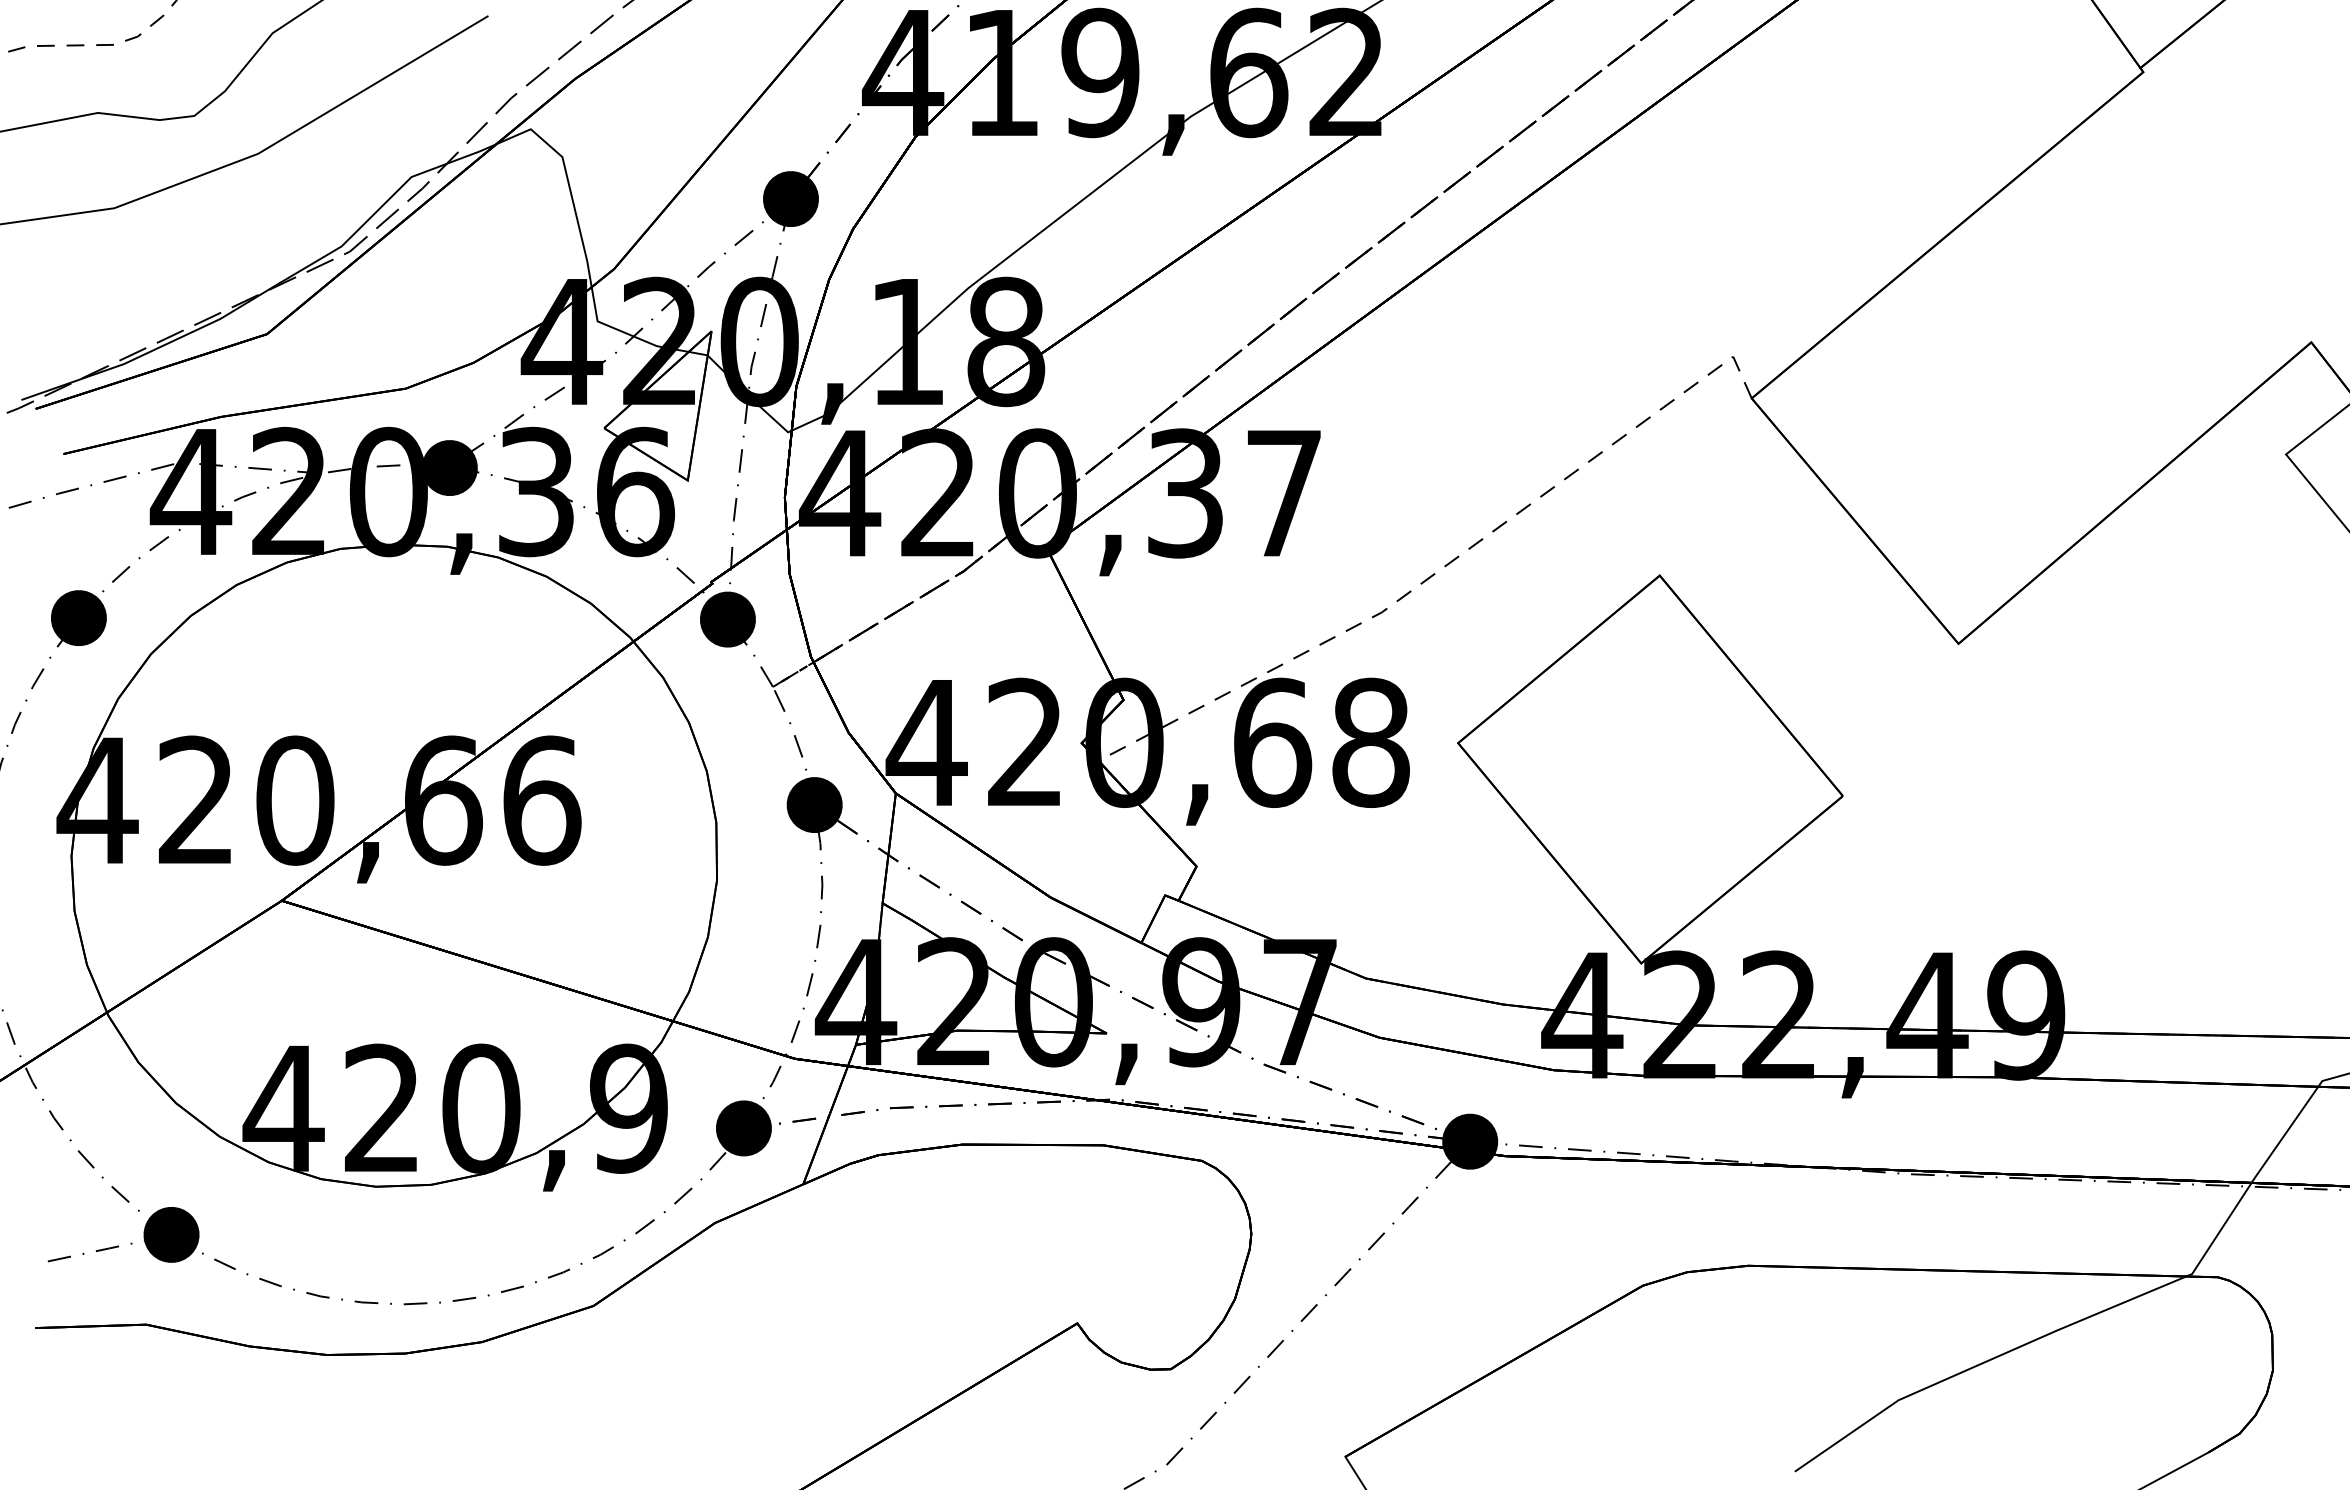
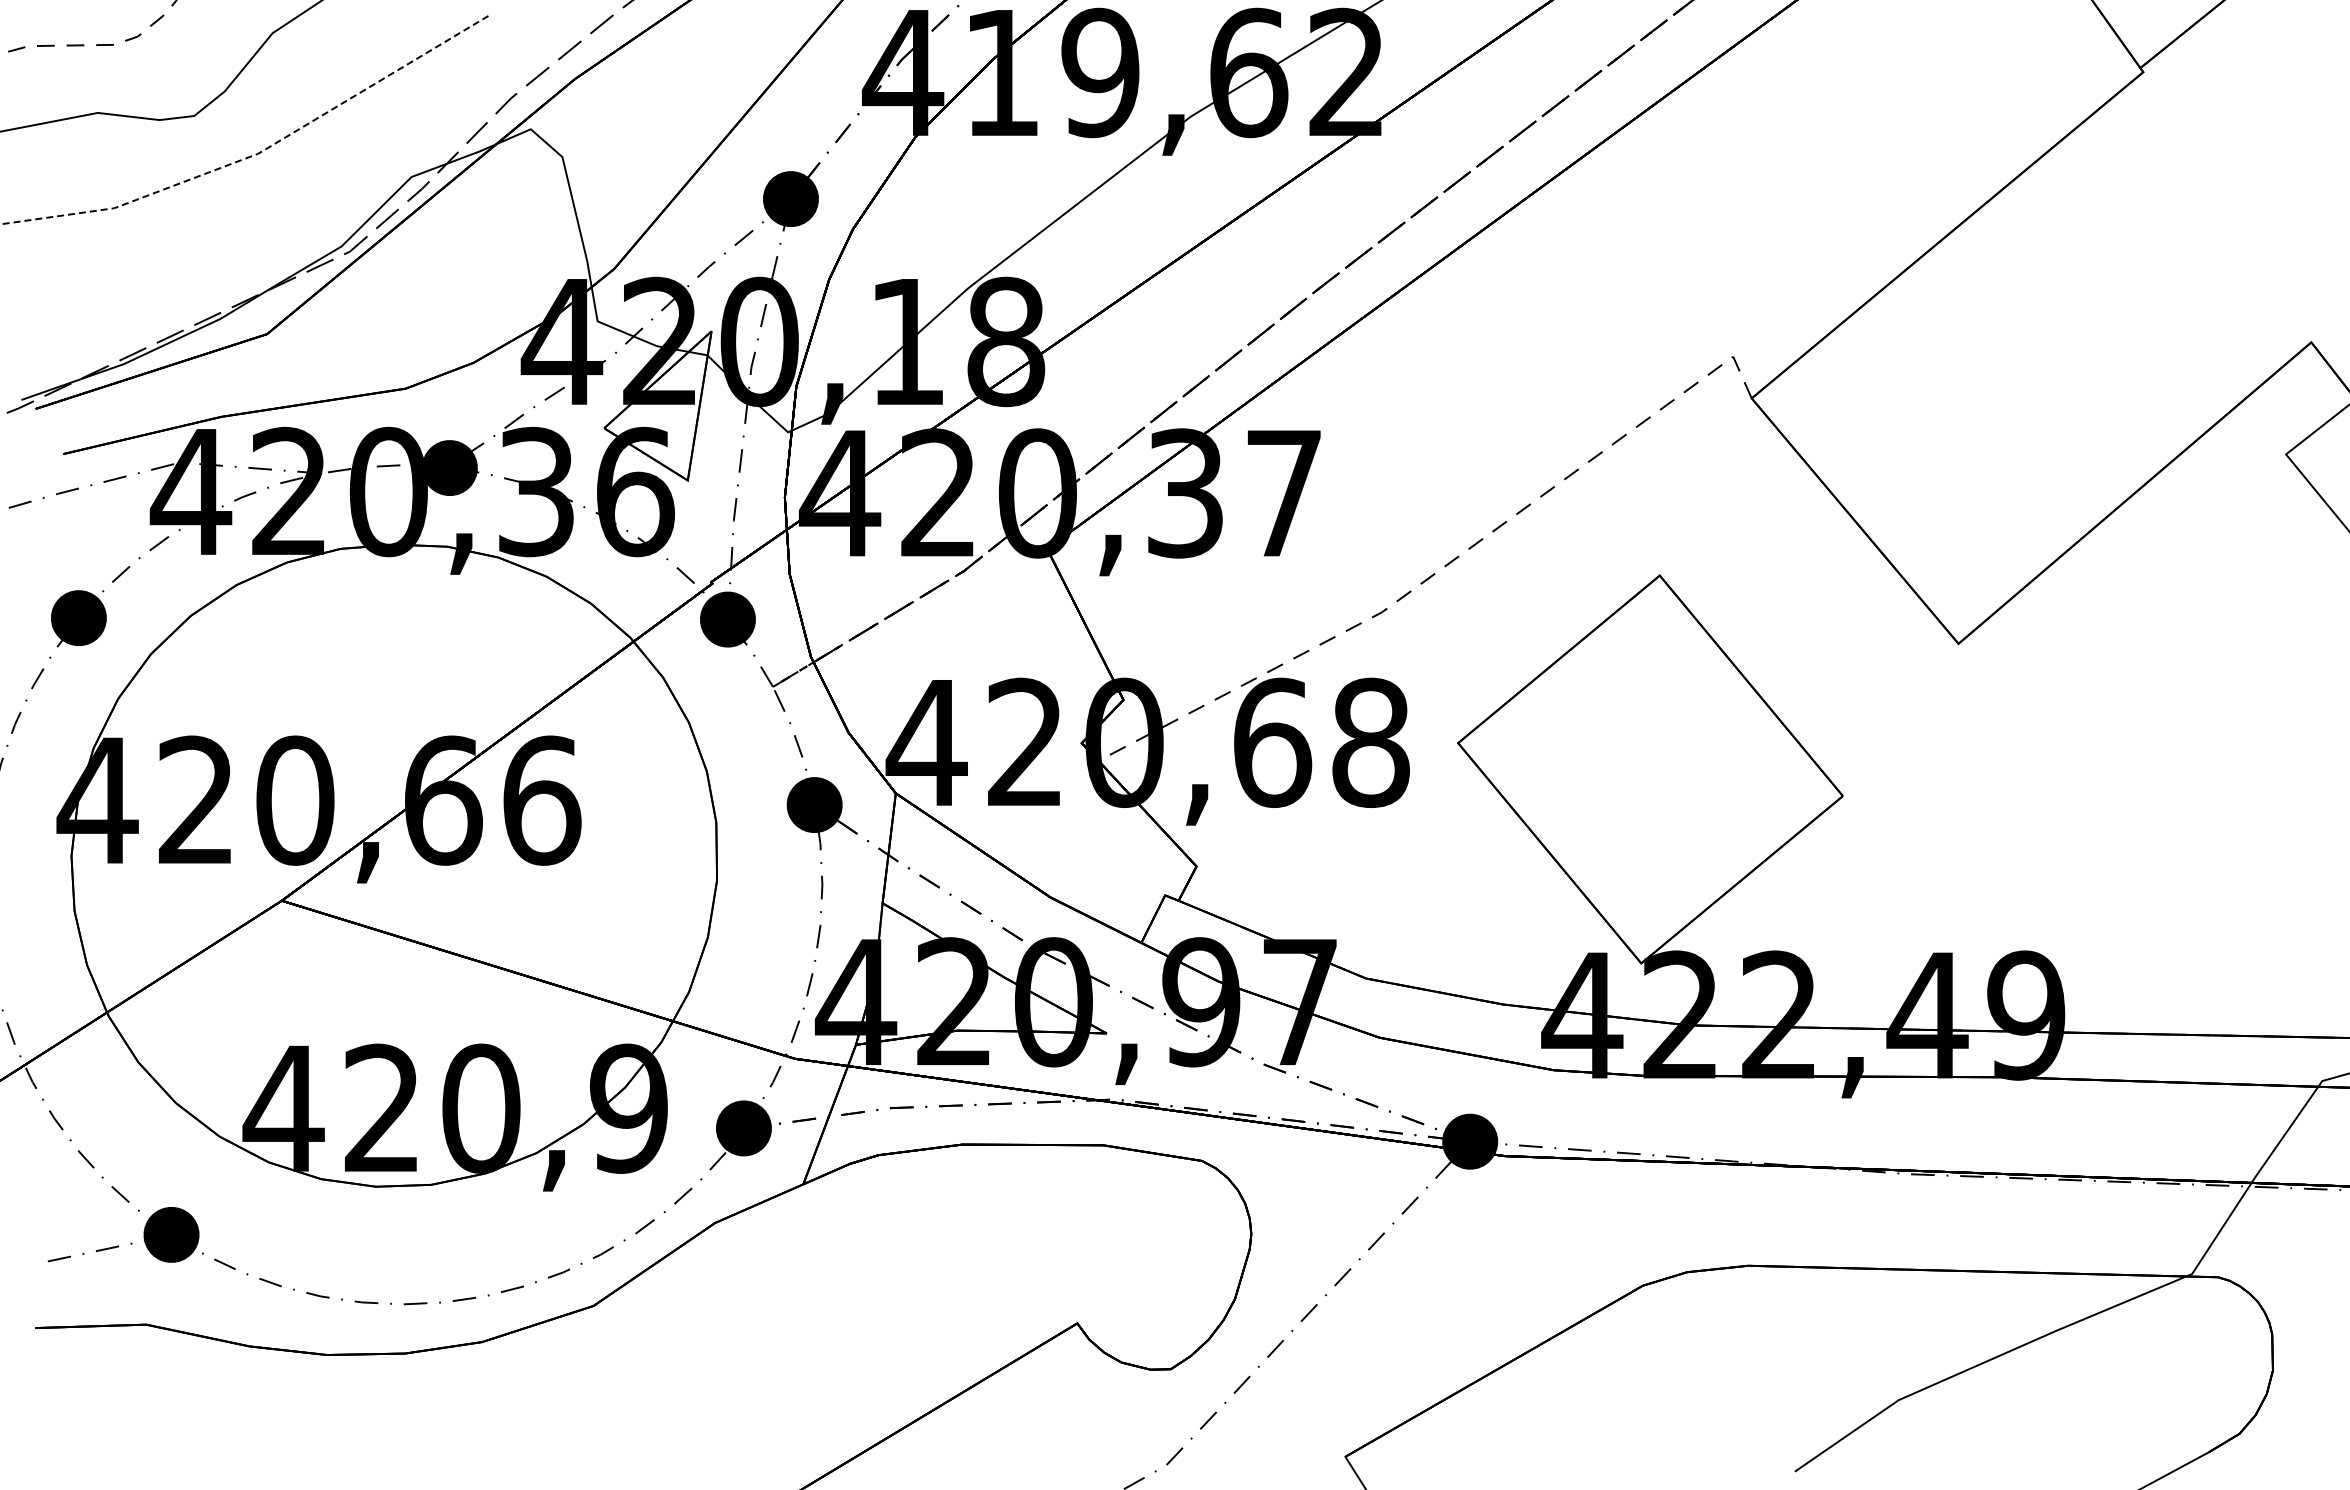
line: solid -> dashed (258, 153)
